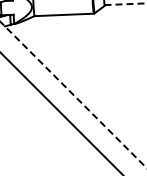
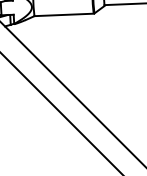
line: dashed -> solid (125, 4)
line: dashed -> solid (73, 94)
